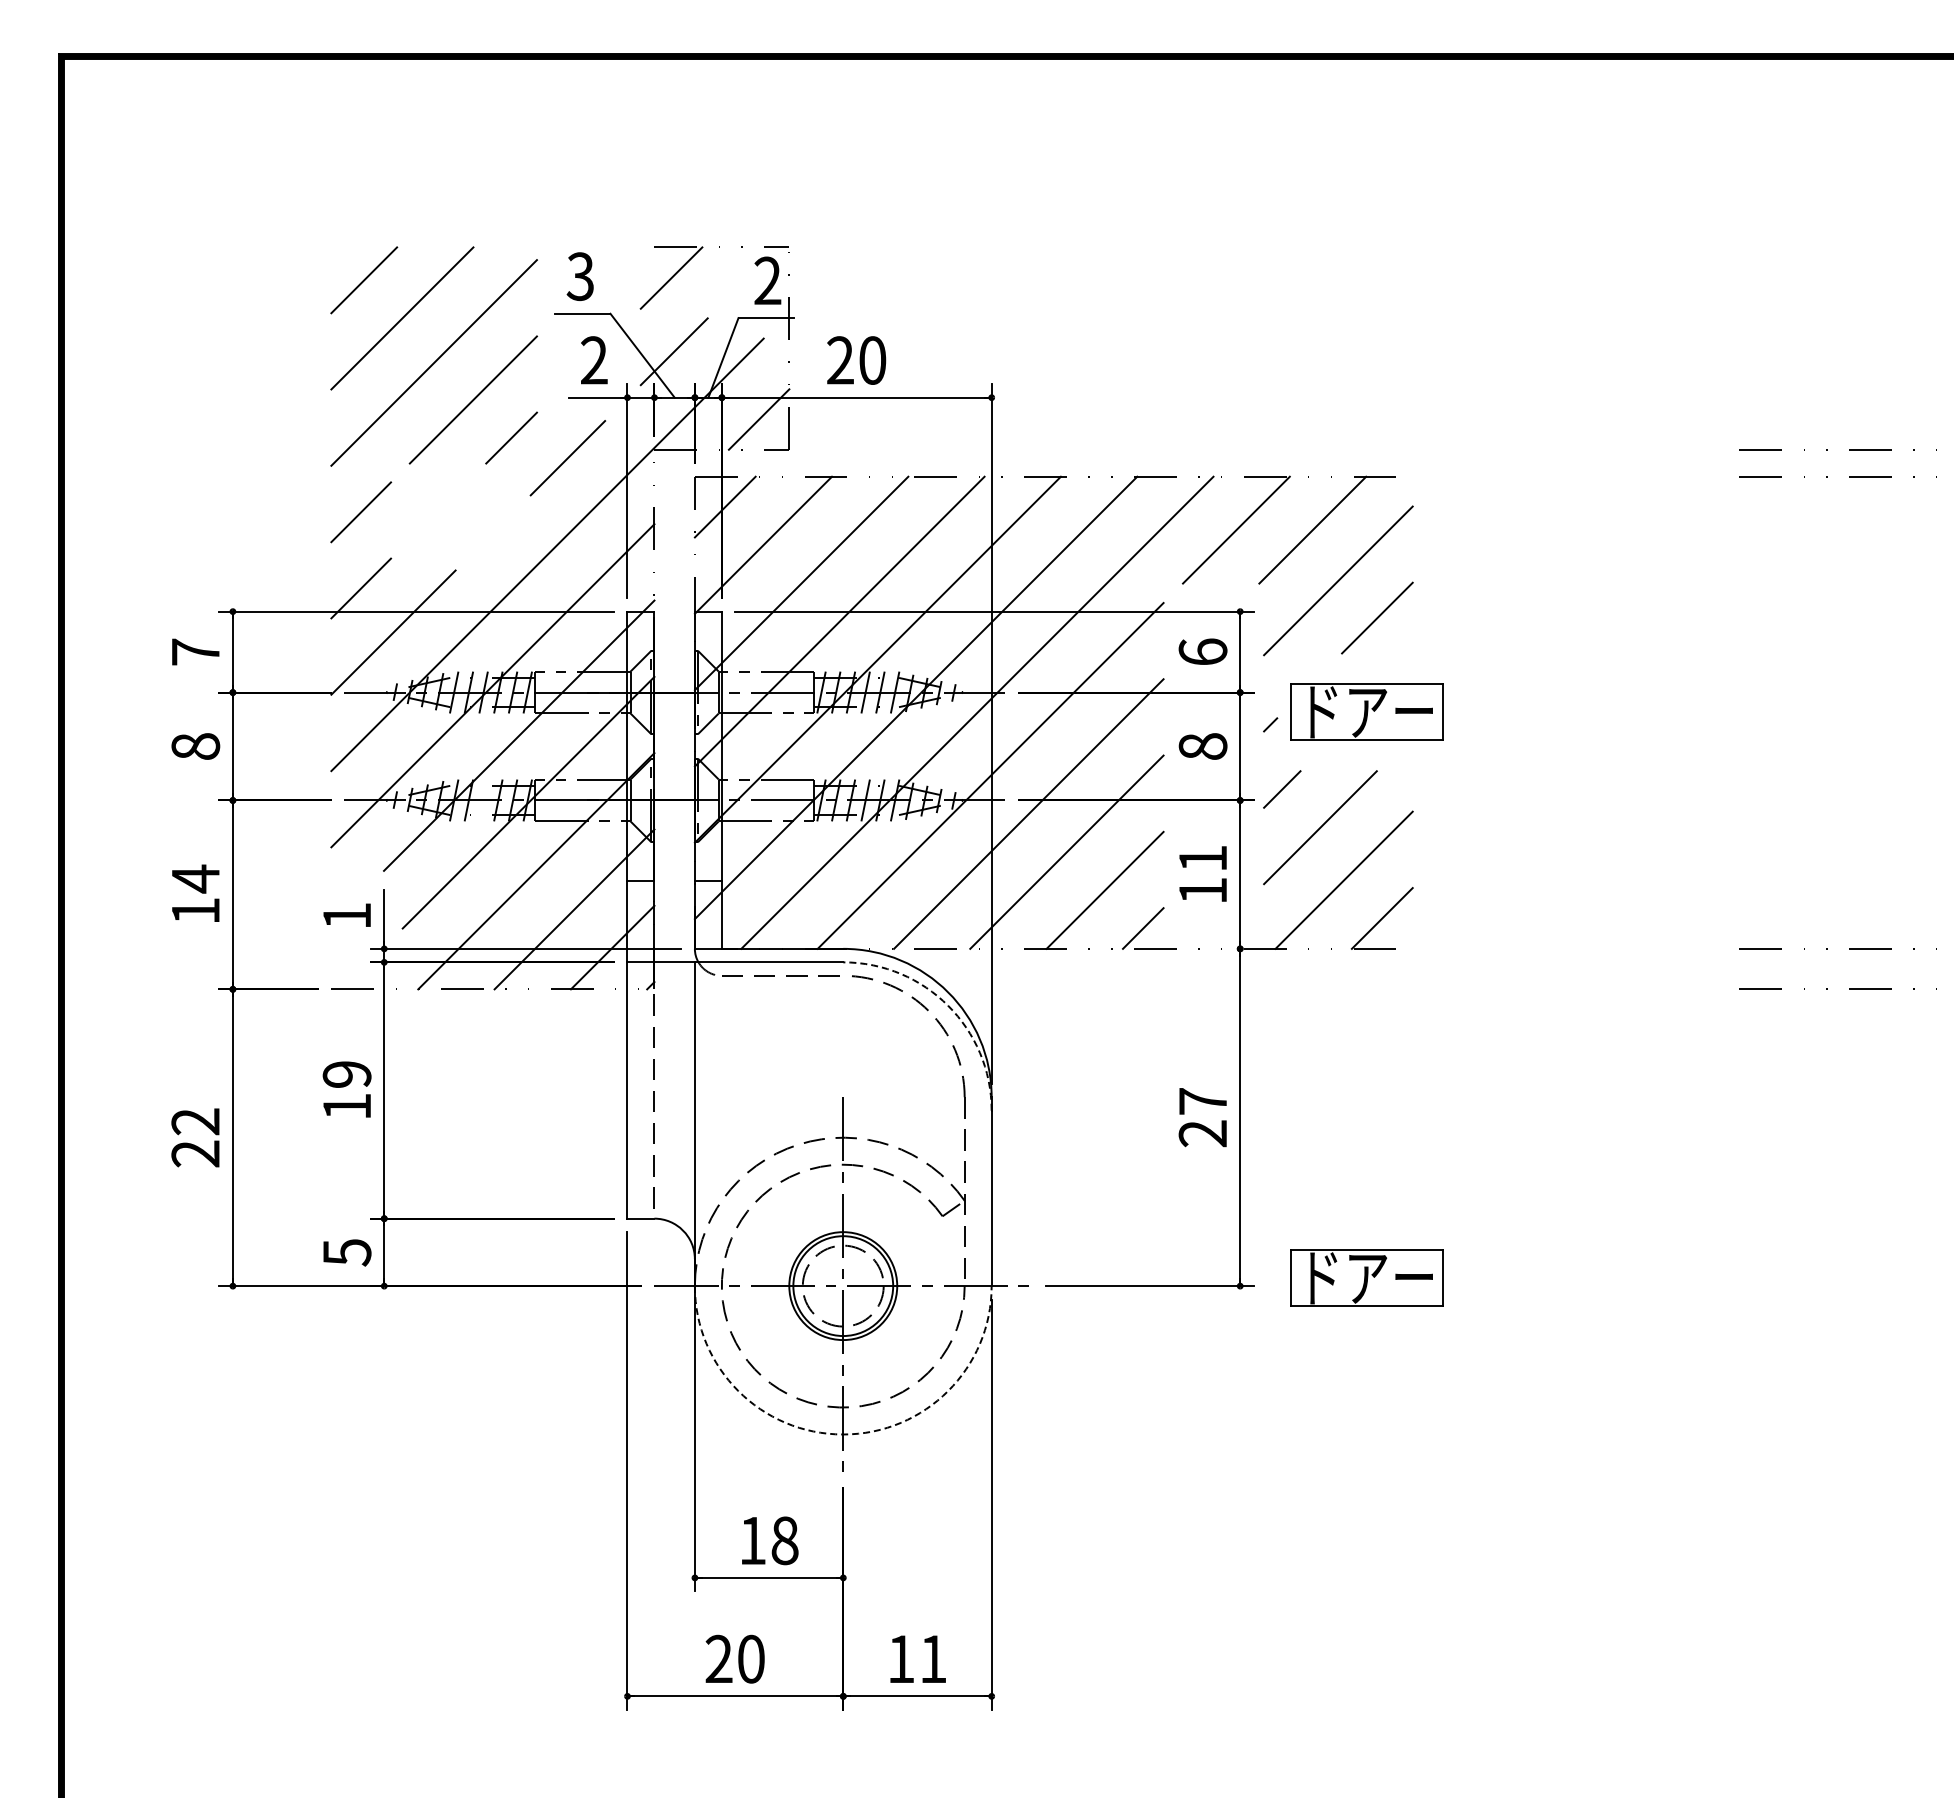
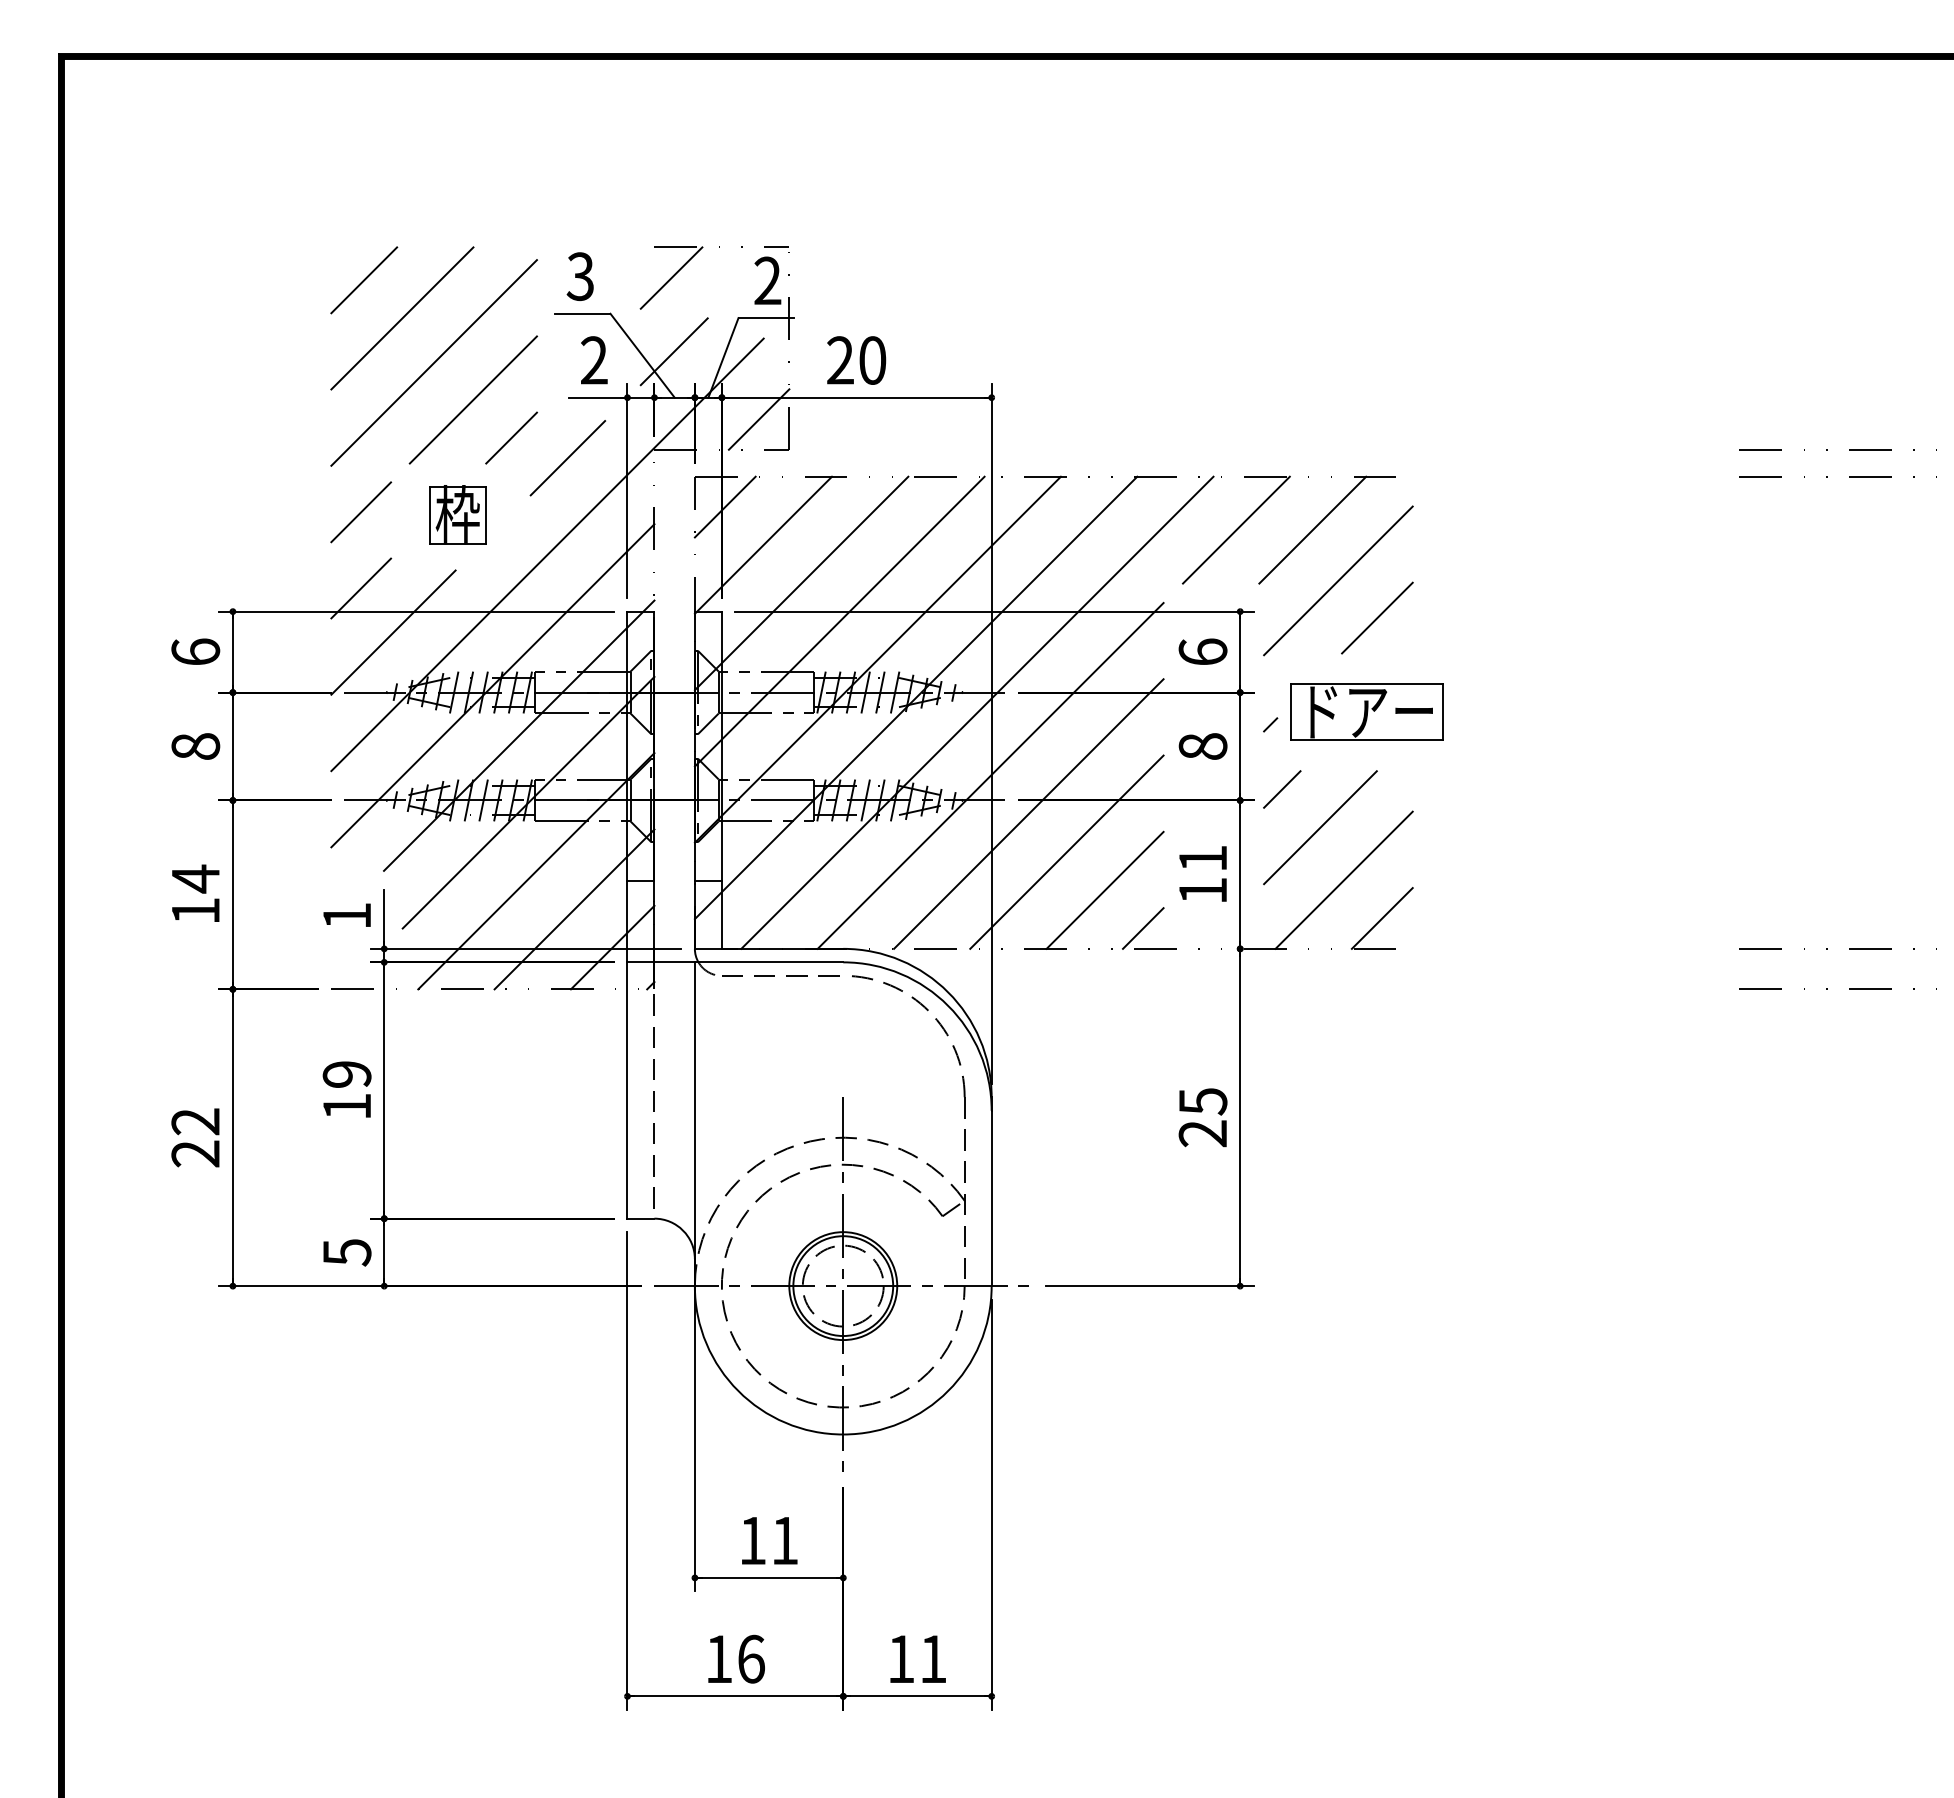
part: none -> present (457, 514)
text: 7 -> 6 (195, 651)
line: none -> present (483, 800)
arc: dashed -> solid (948, 1005)
text: 27 -> 25 (1203, 1101)
part: present -> none (1366, 1277)
arc: dashed -> solid (843, 1434)
text: 18 -> 11 (784, 1540)
text: 20 -> 16 (734, 1658)
